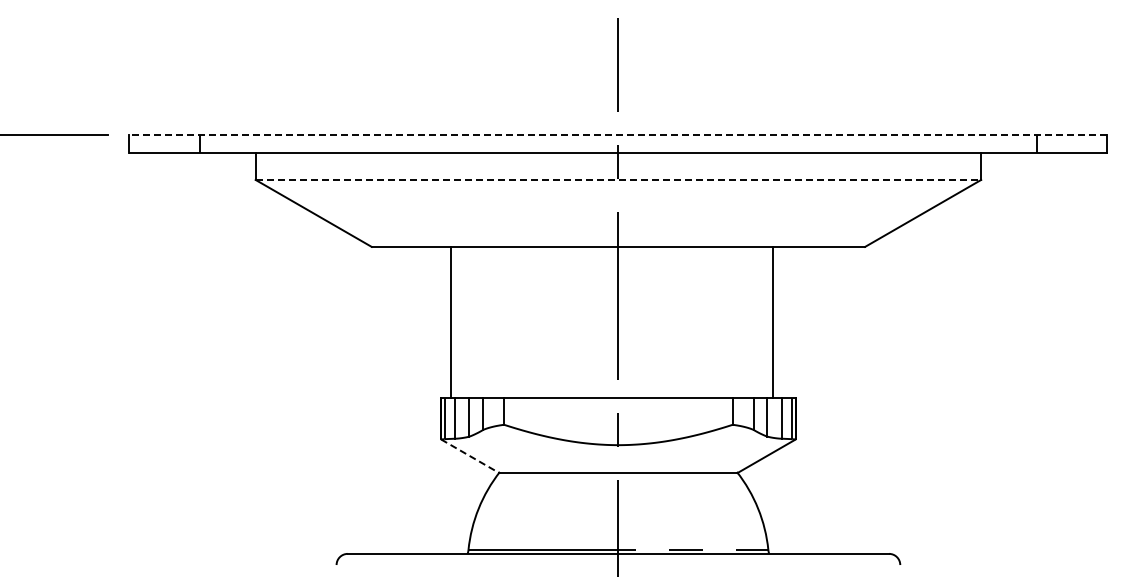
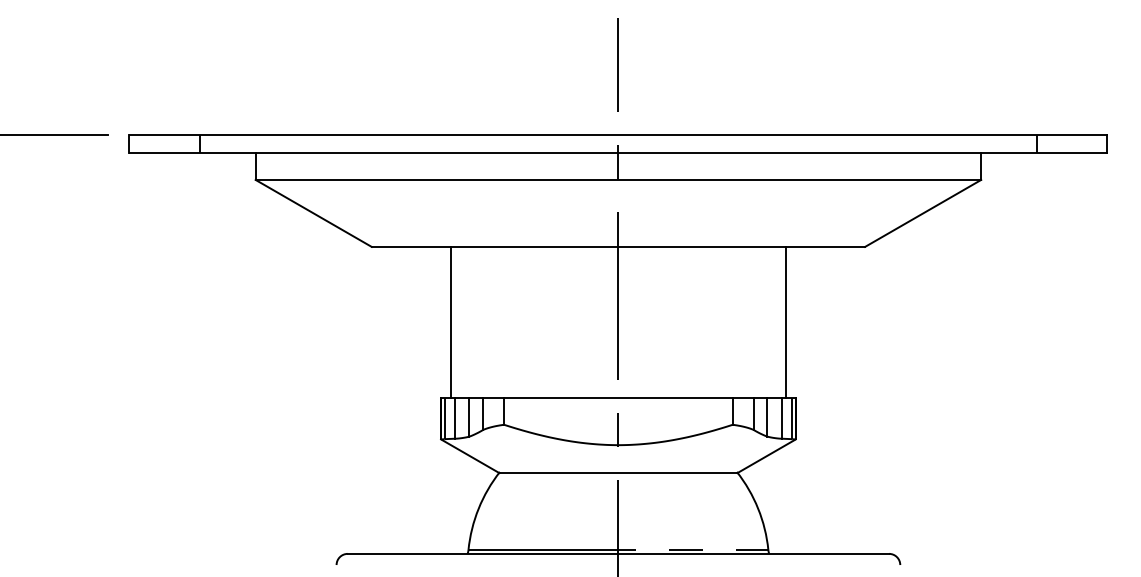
line: dashed -> solid (617, 135)
line: dashed -> solid (618, 179)
line position: (772, 321) -> (785, 321) (785, 321)
line: dashed -> solid (470, 456)
